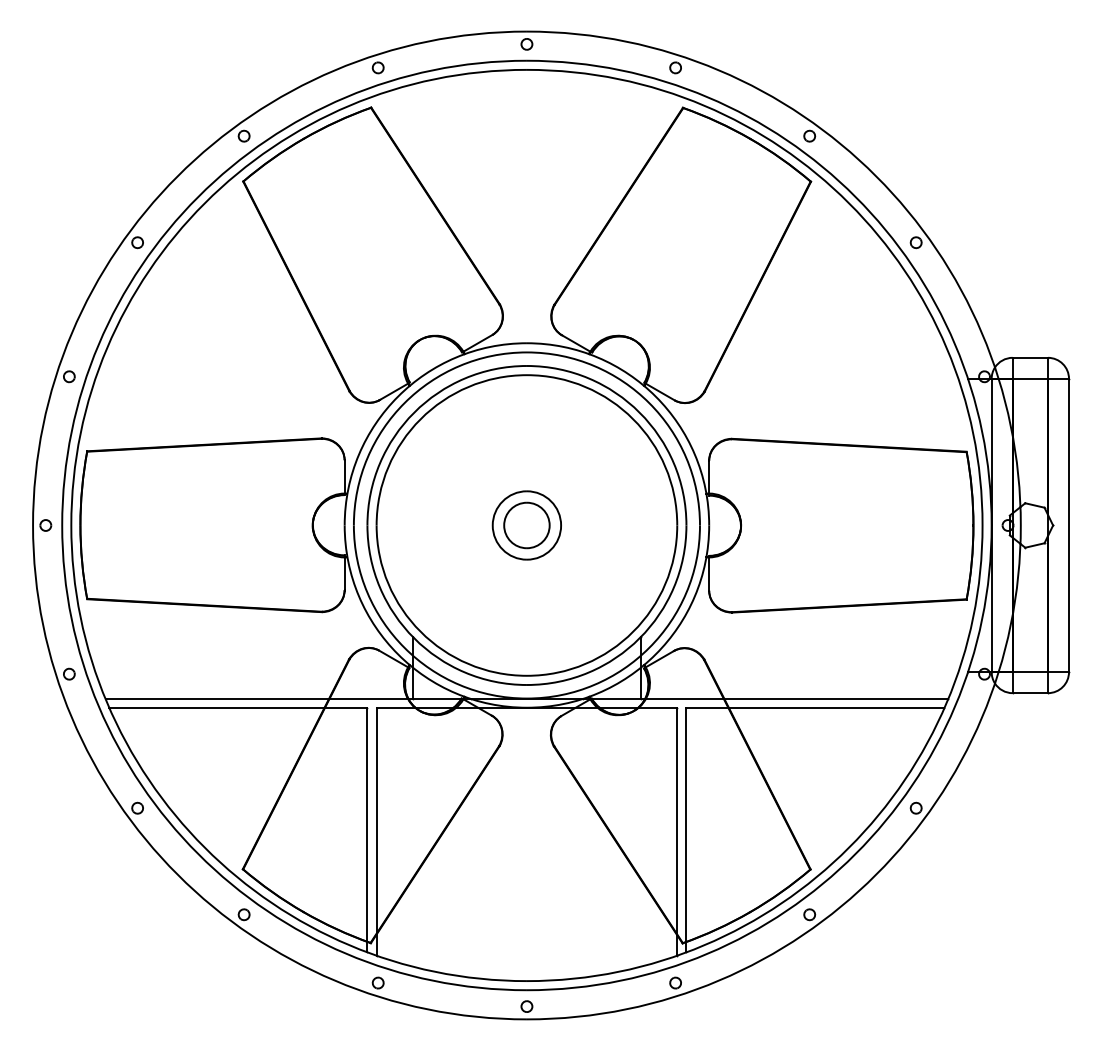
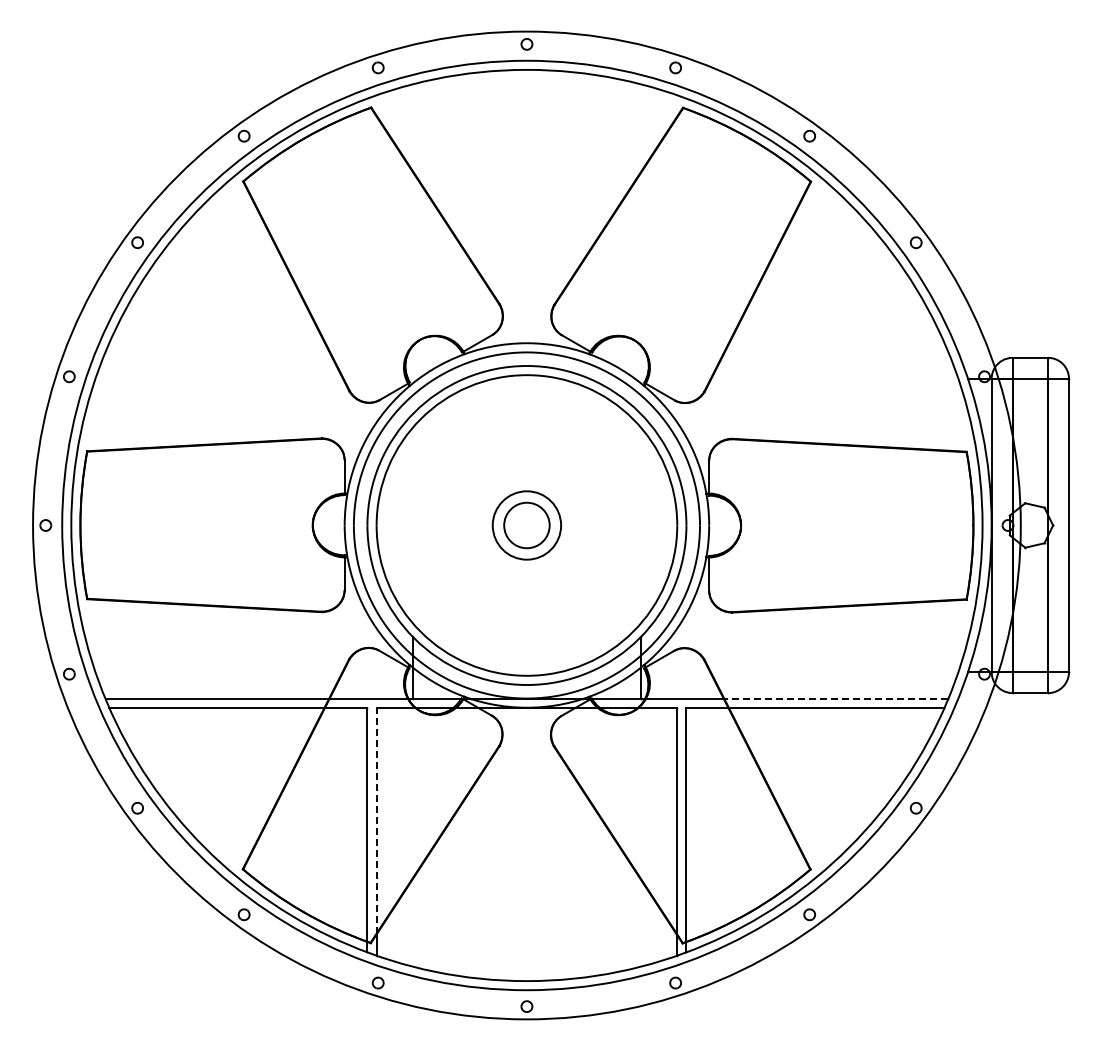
line: solid -> dashed (835, 698)
line: solid -> dashed (376, 820)
